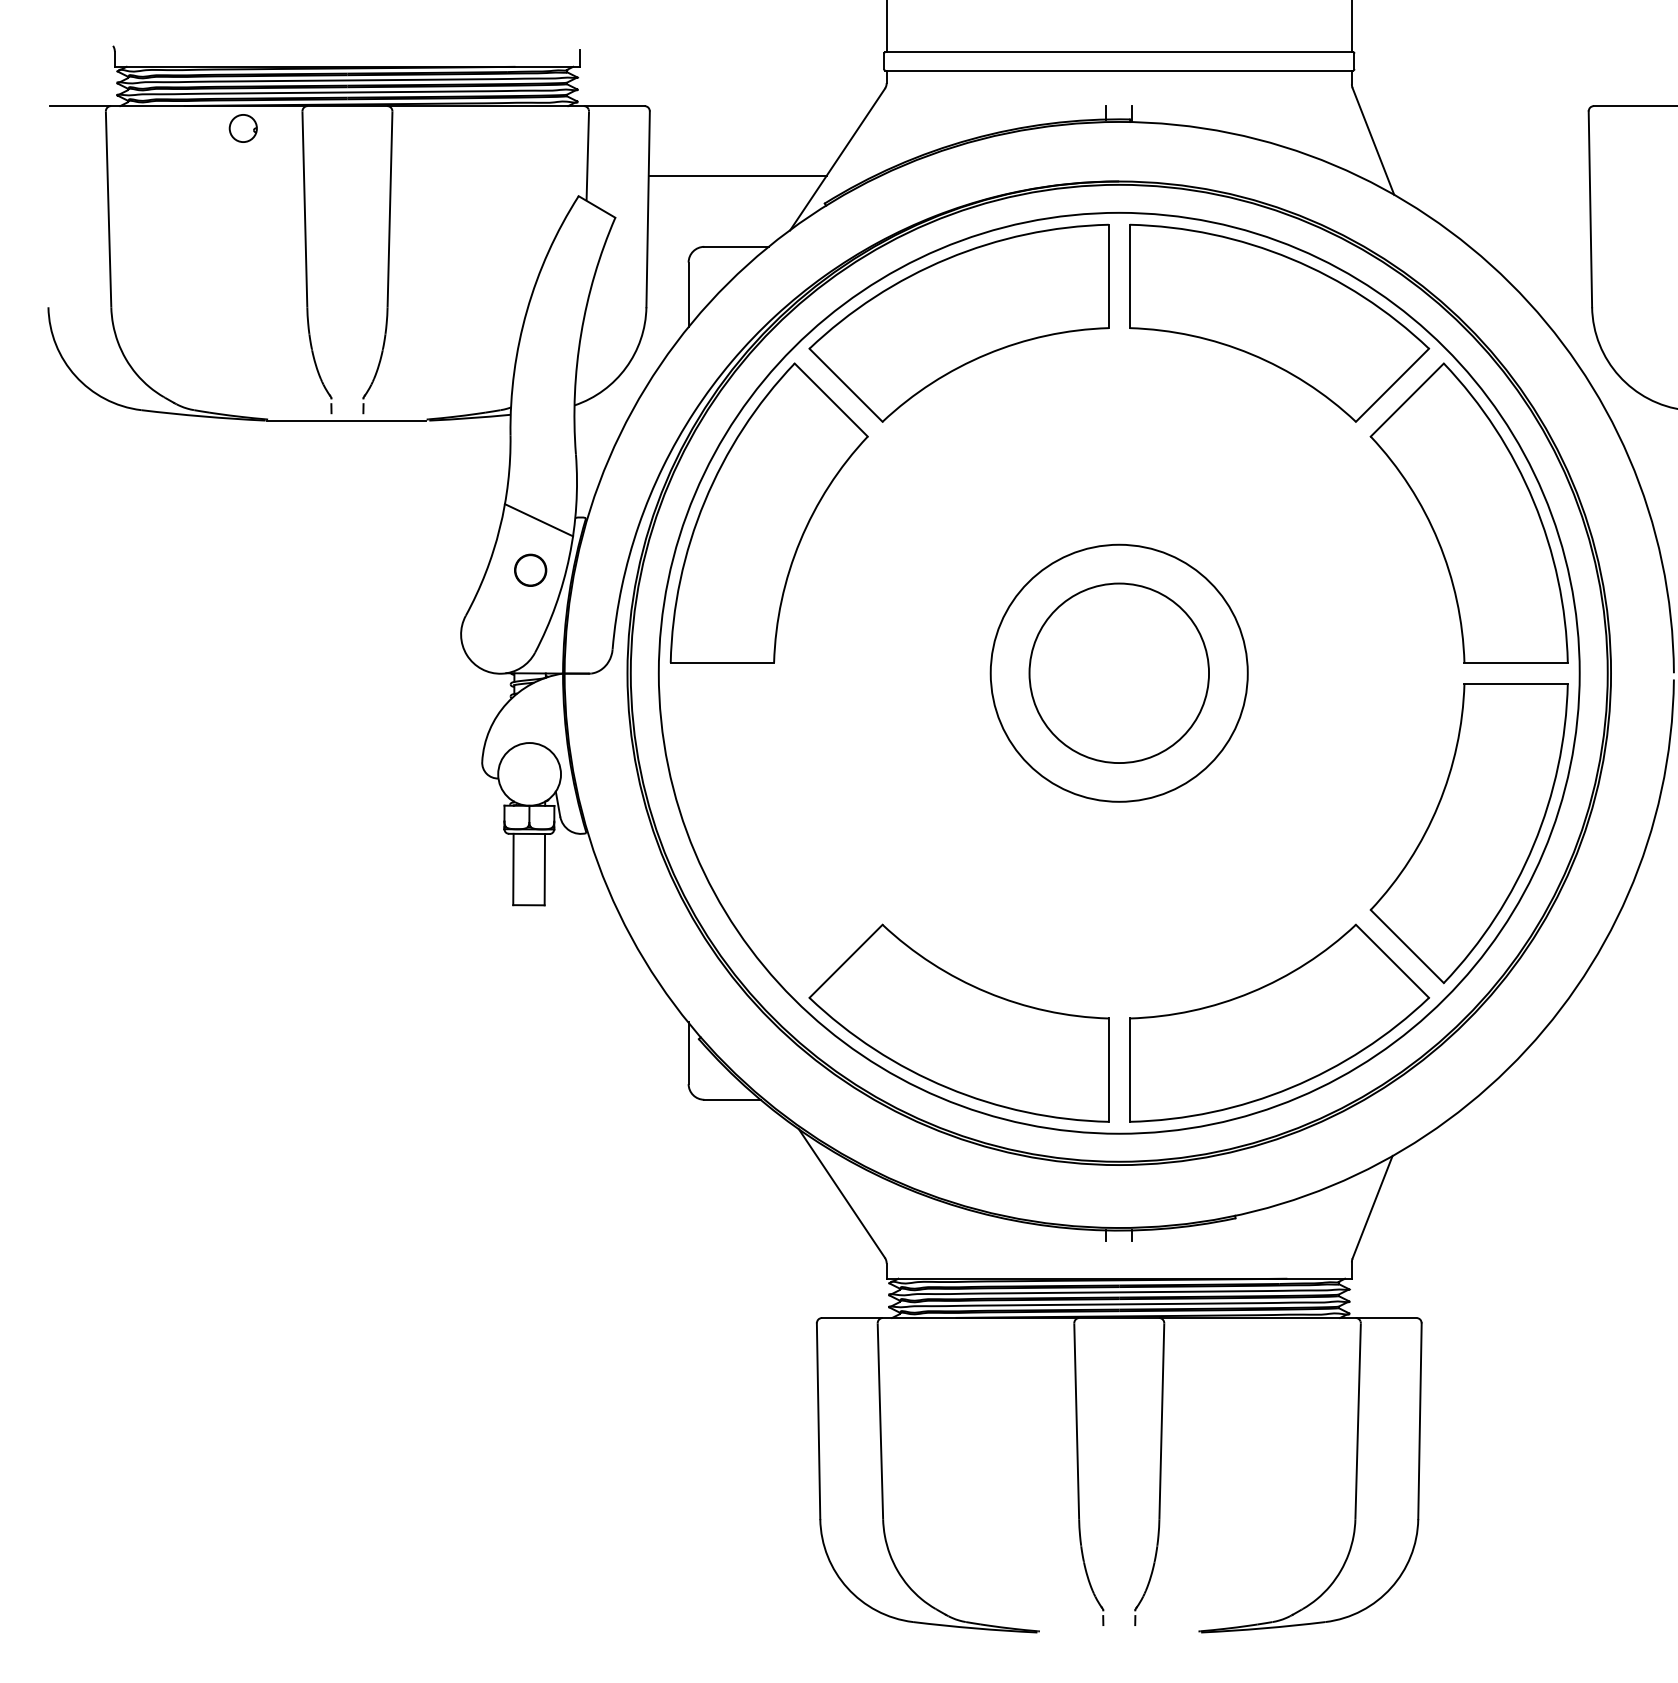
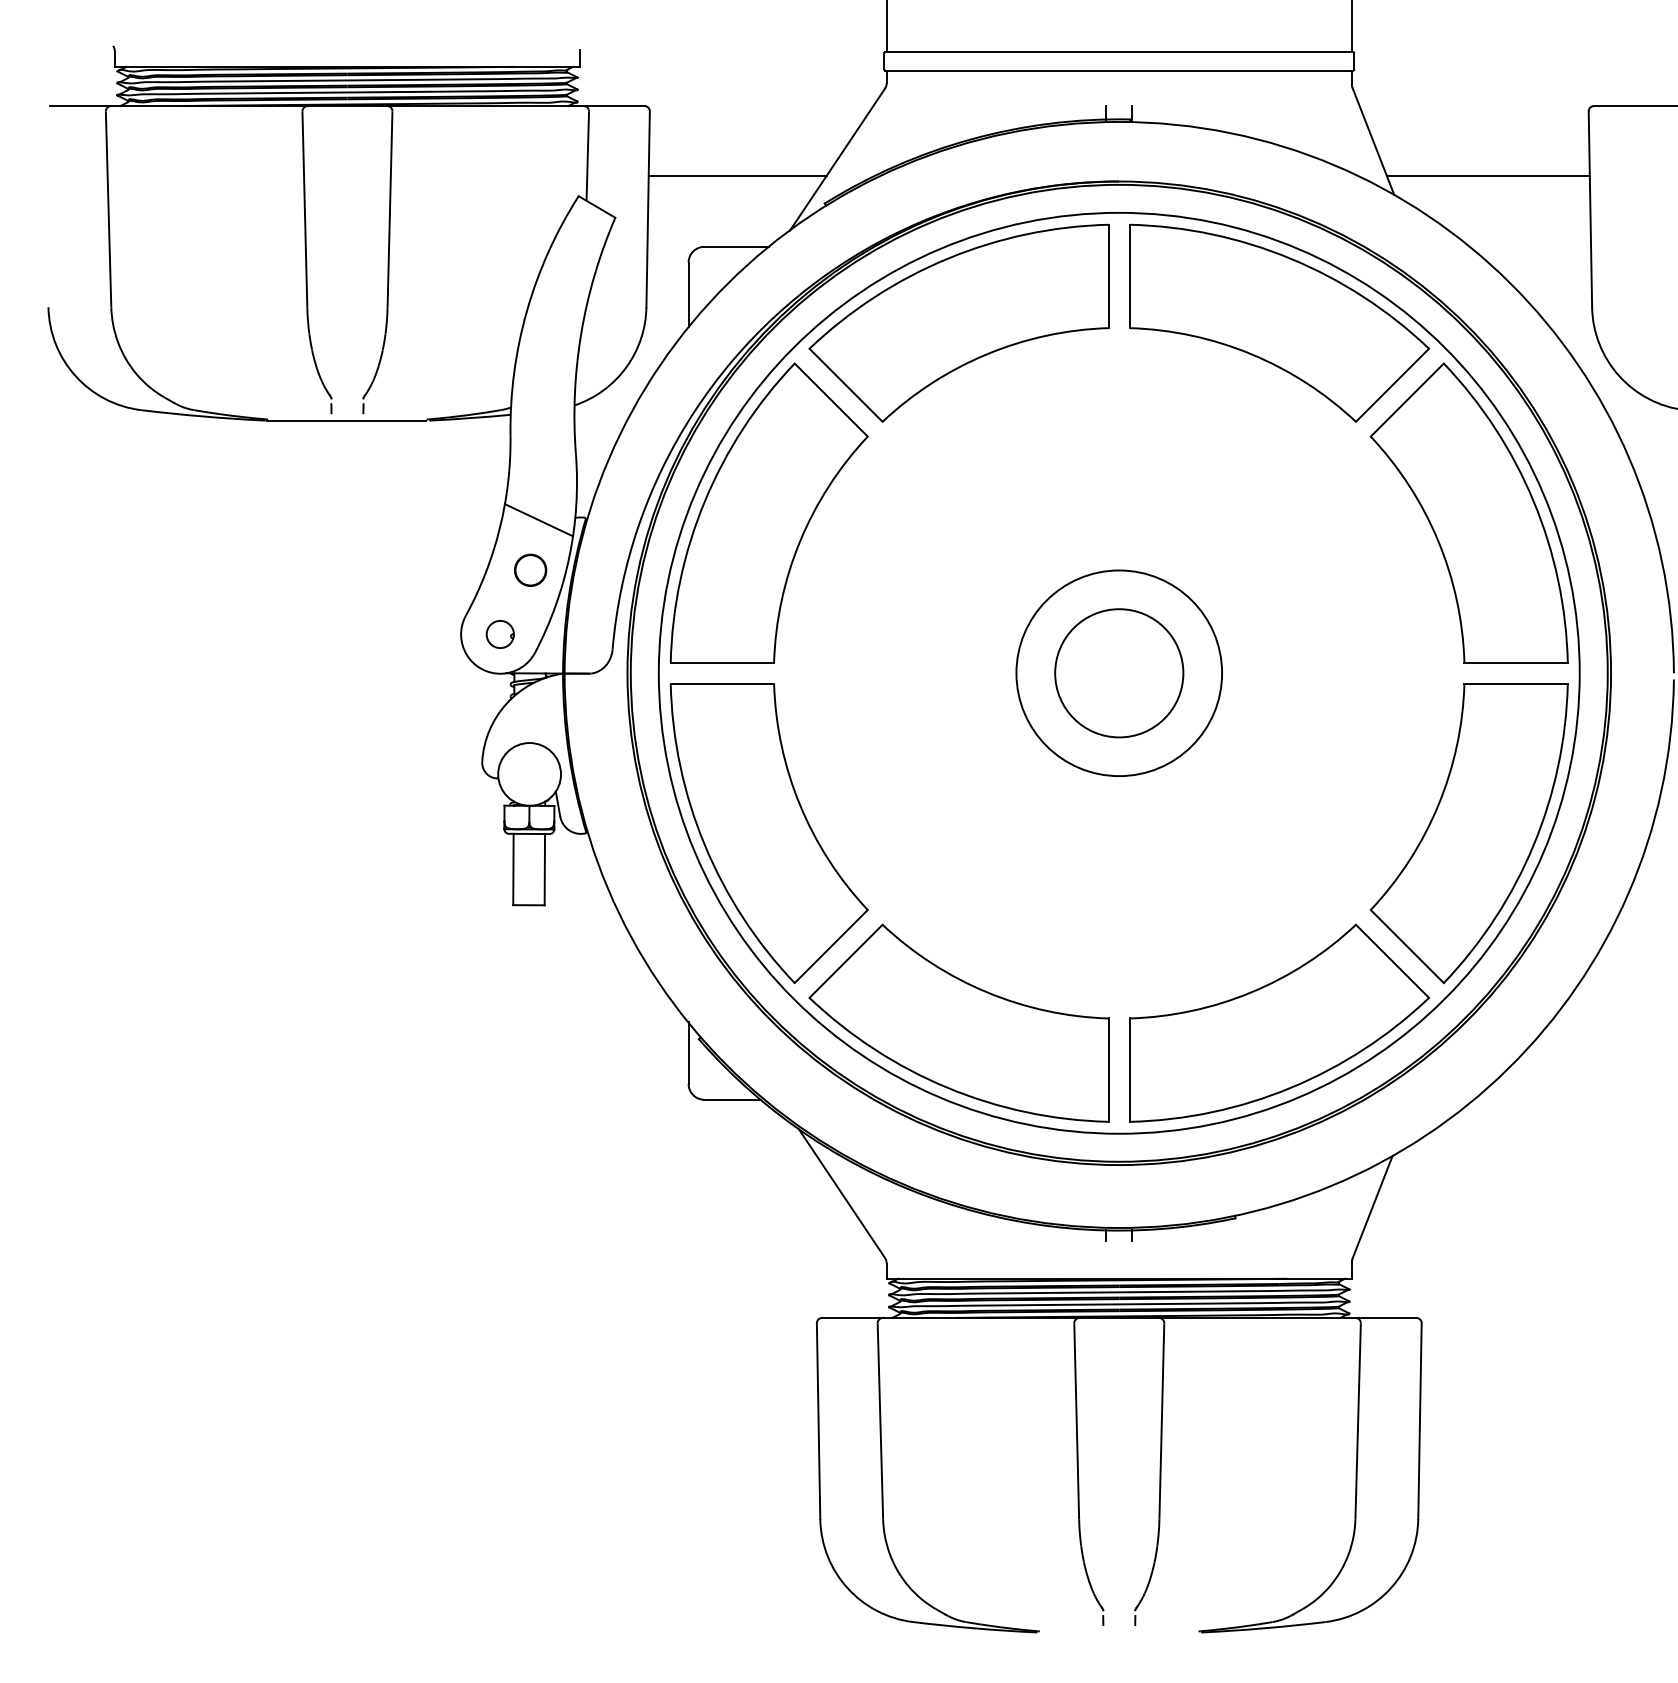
part position: (242, 128) -> (499, 634) (499, 634)
line: none -> present (1487, 175)
circle diameter: 257 px -> 206 px (1119, 673)
circle diameter: 179 px -> 128 px (1119, 673)
part: none -> present (768, 833)
